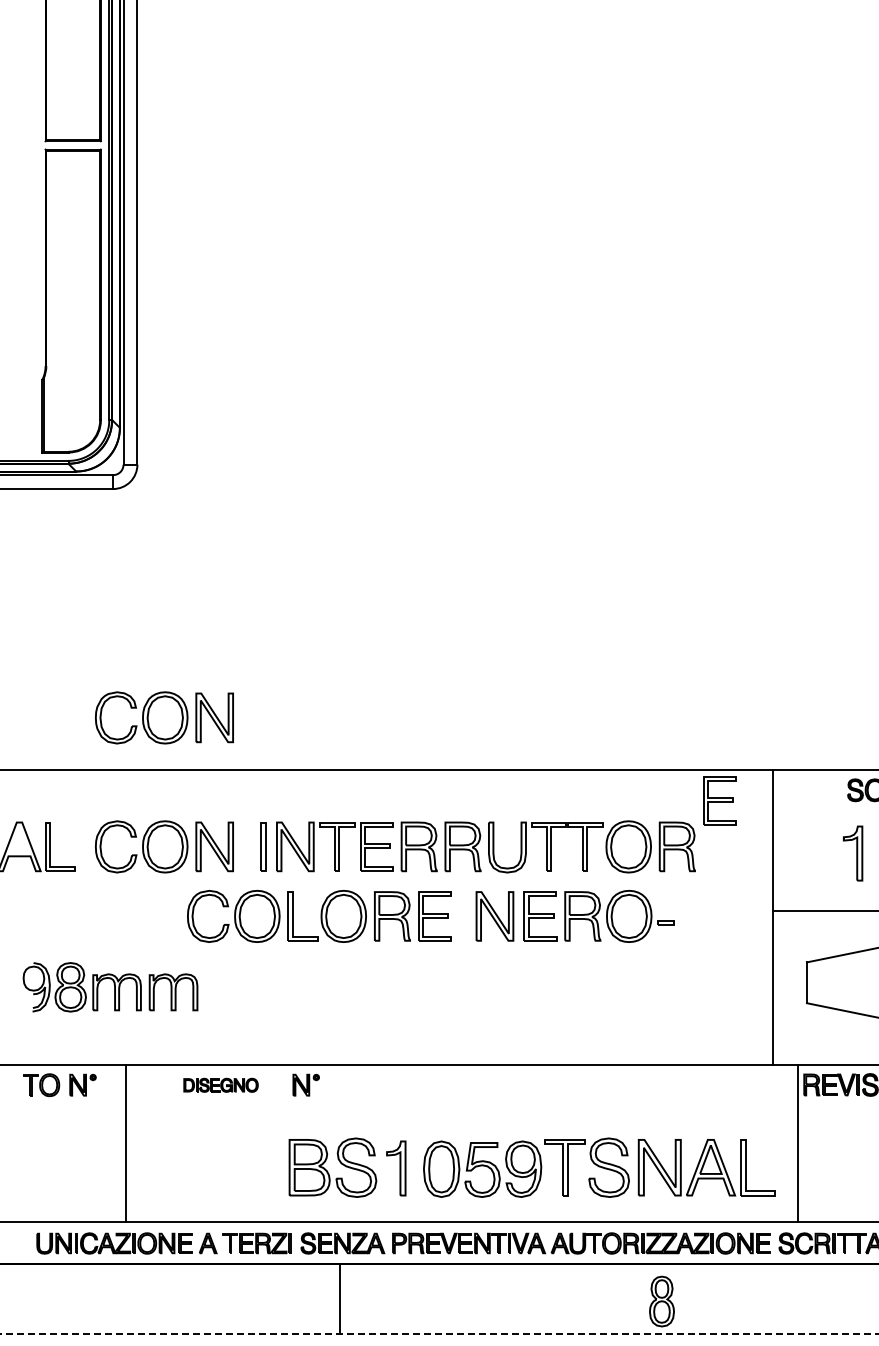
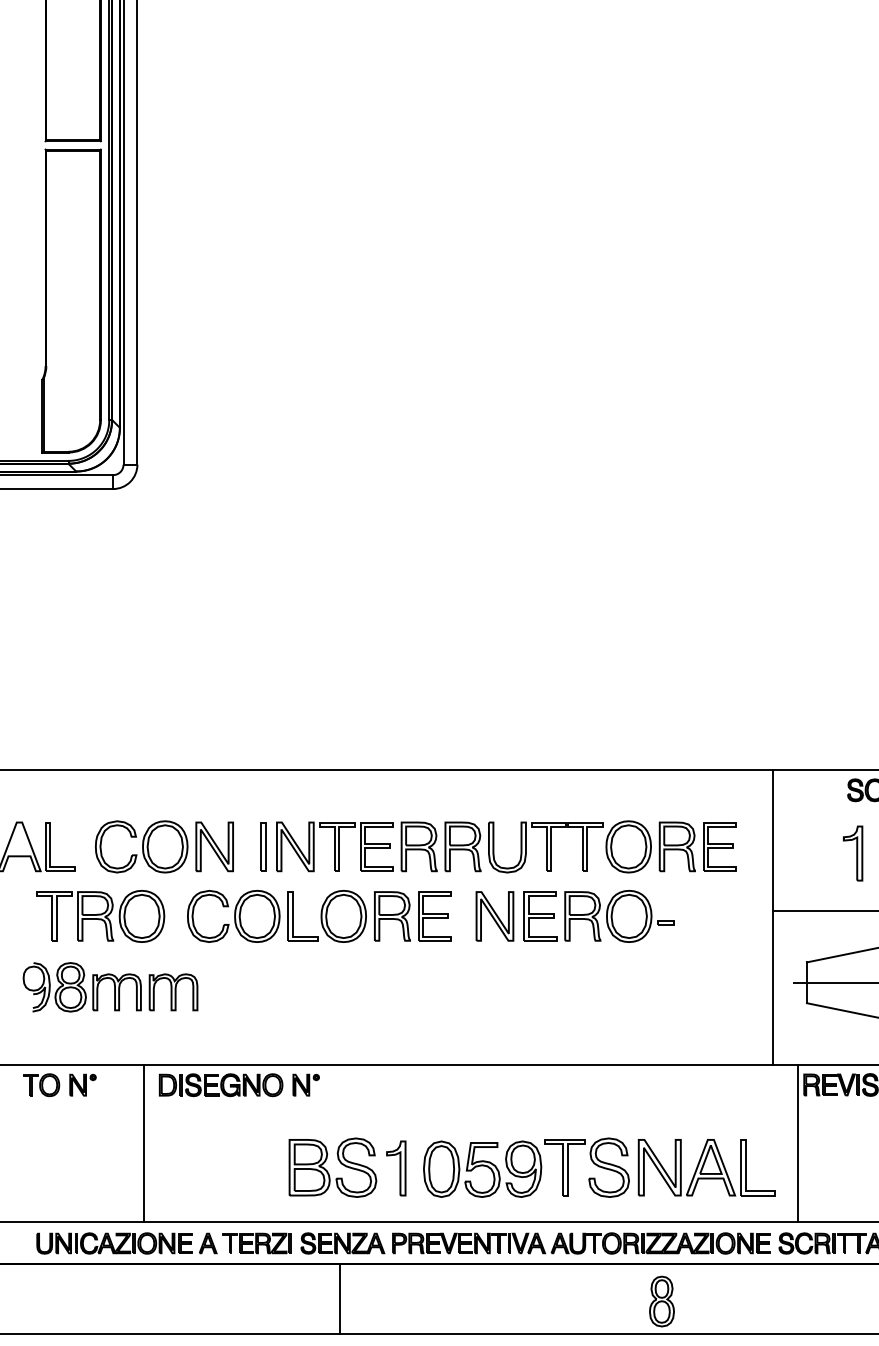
part: present -> none (164, 717)
part position: (719, 800) -> (719, 846) (719, 846)
part: none -> present (100, 916)
line: none -> present (834, 982)
part size: 76x16 px -> 126x25 px (220, 1085)
line position: (125, 1143) -> (143, 1143) (143, 1143)
line: dashed -> solid (439, 1333)
